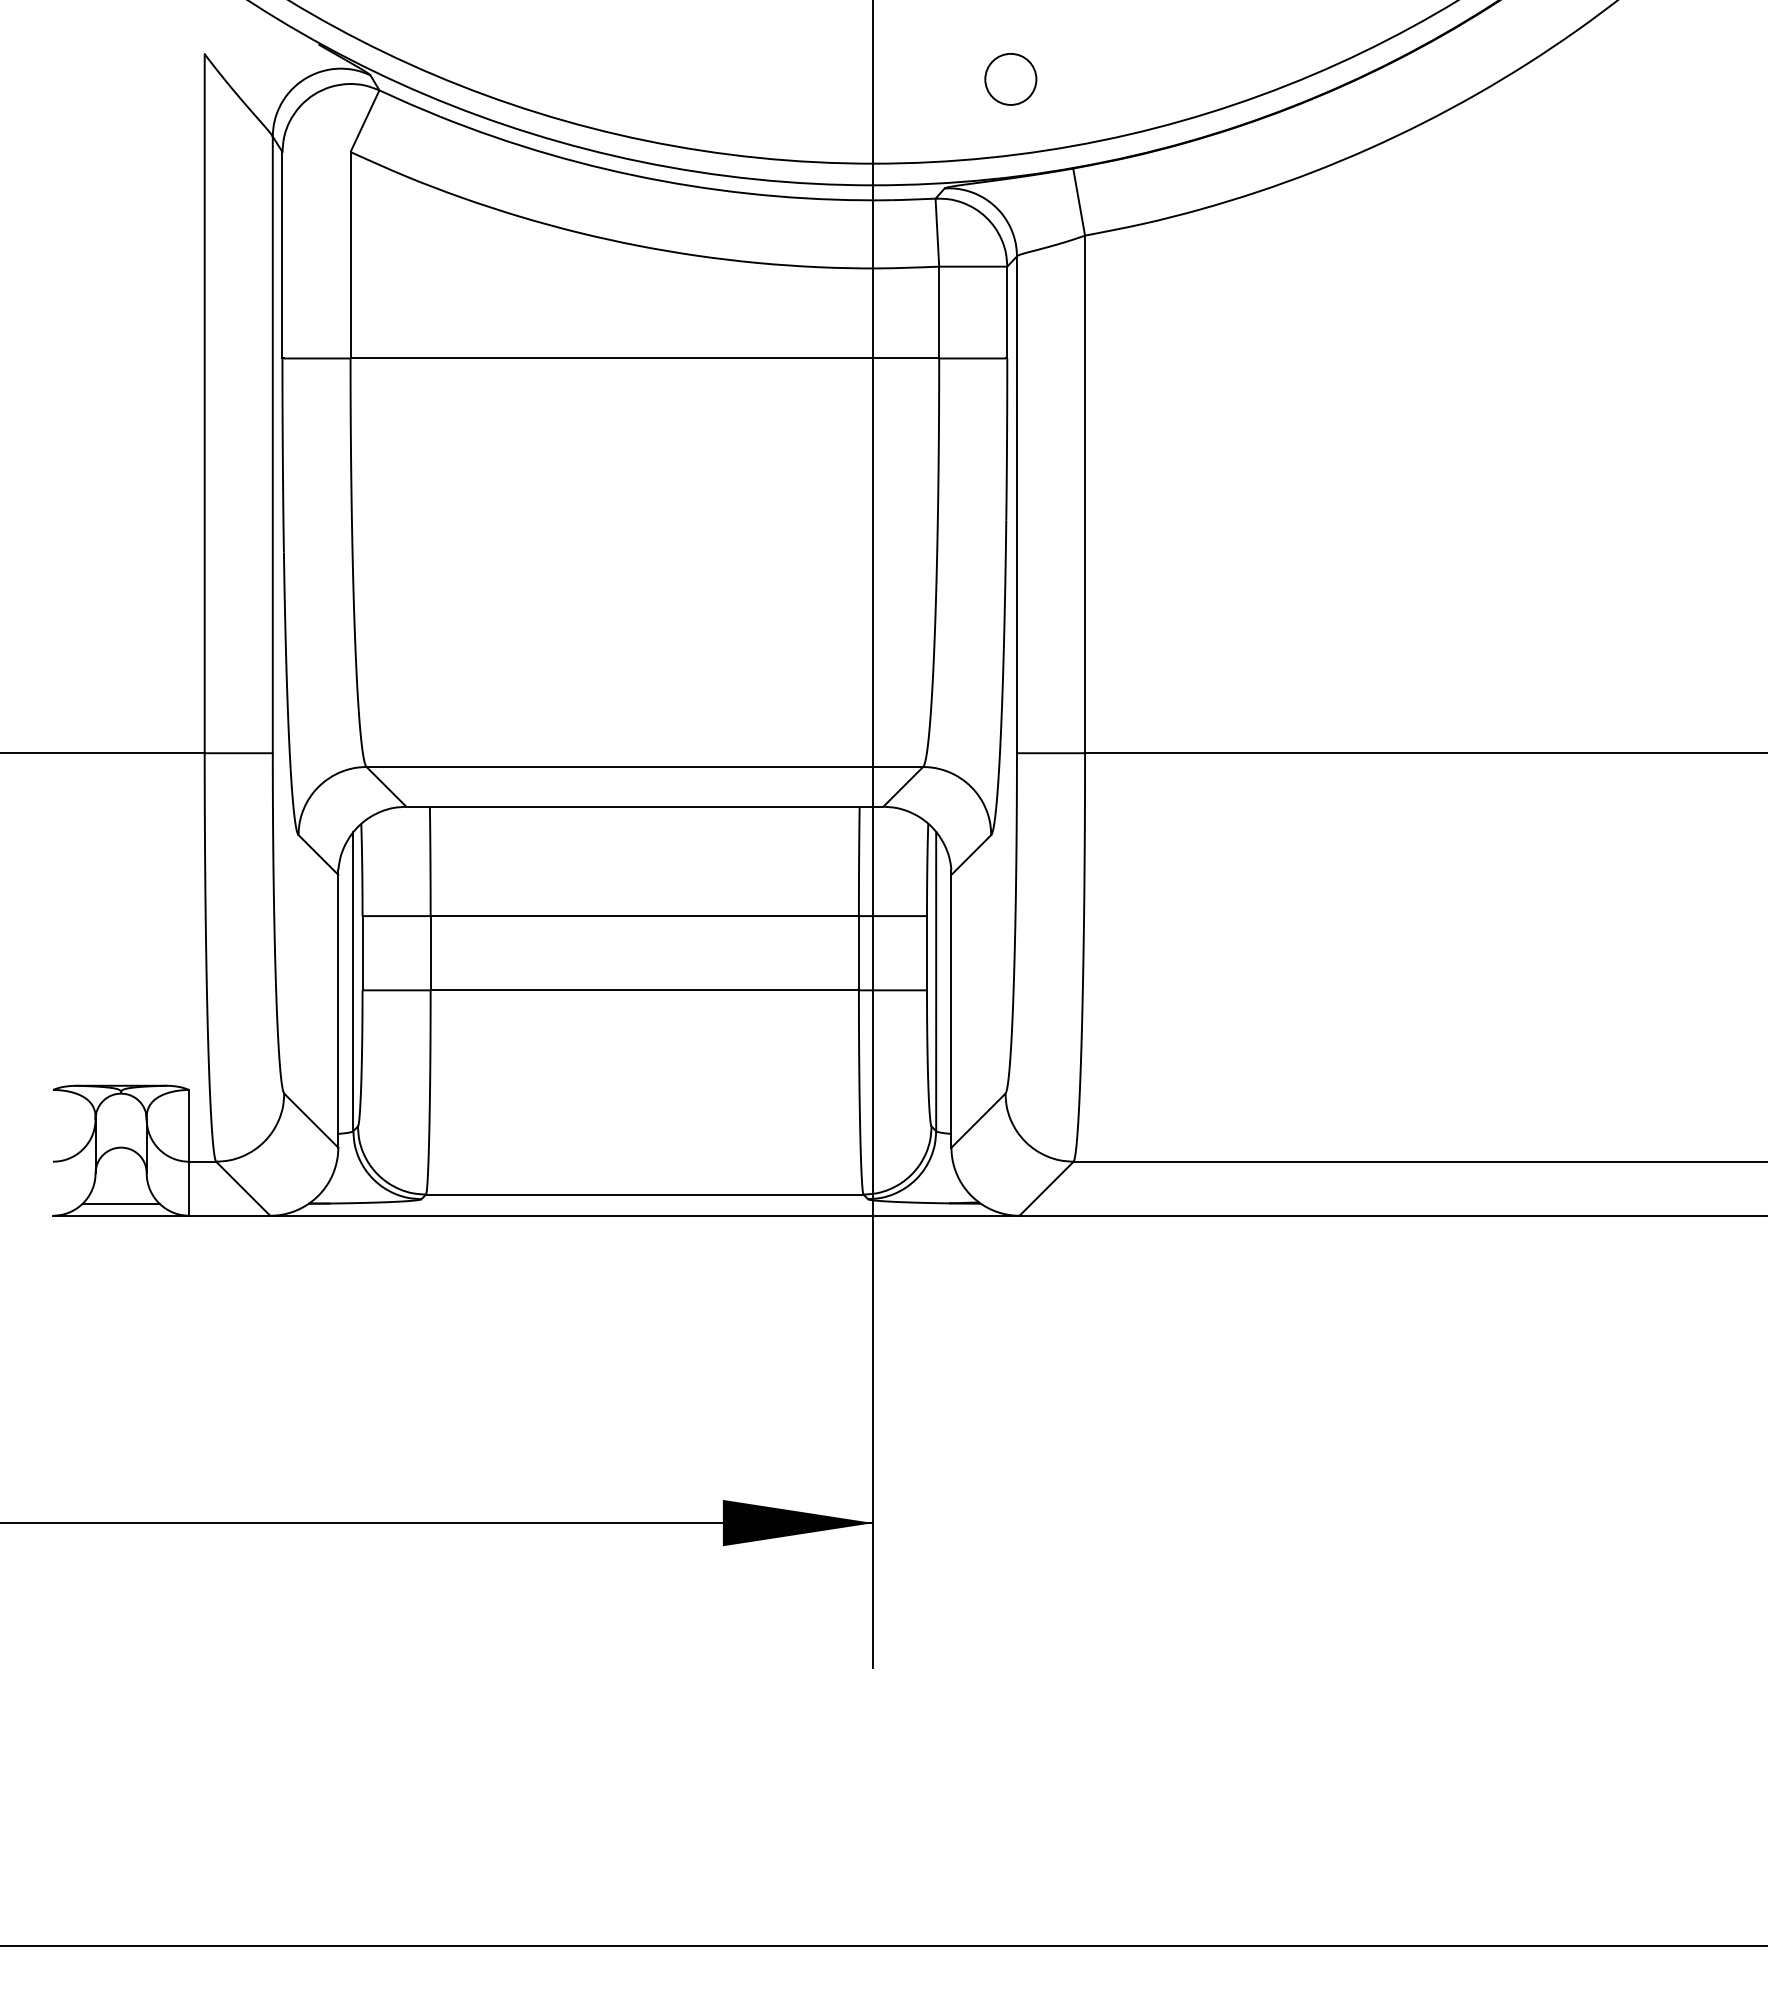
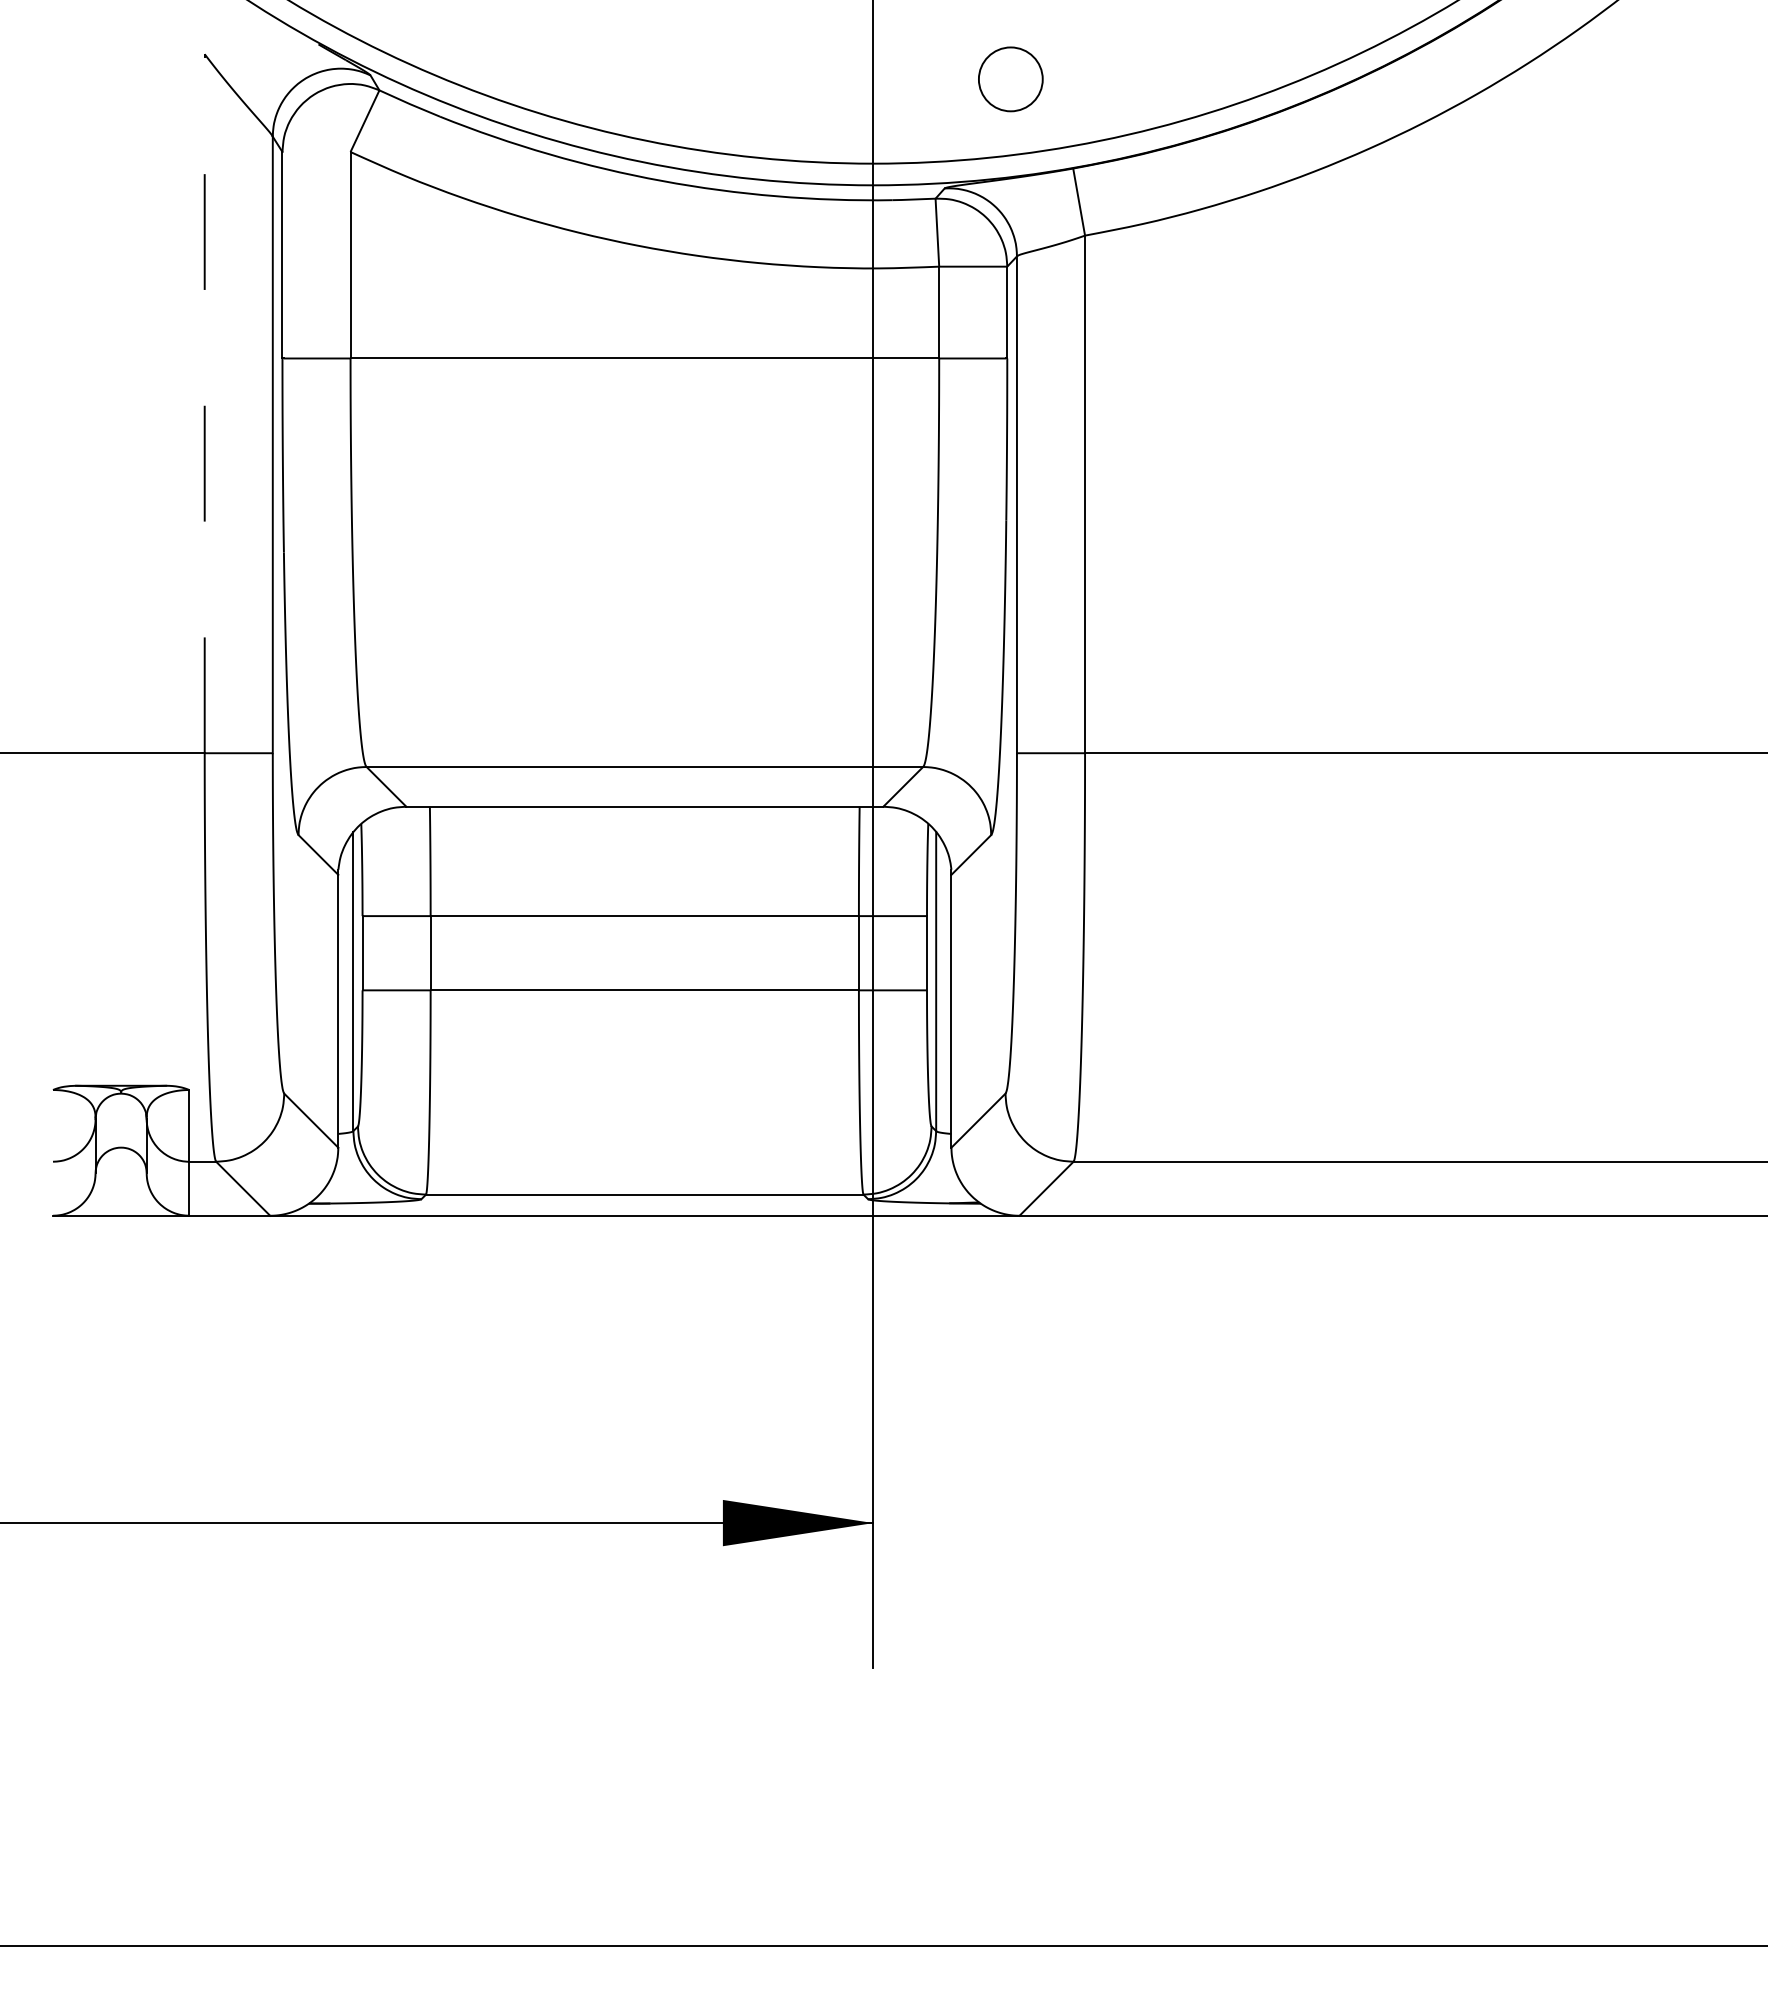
circle size: 54x53 px -> 66x67 px (1010, 79)
line: solid -> dashed (204, 403)
line: present -> none (120, 1203)
